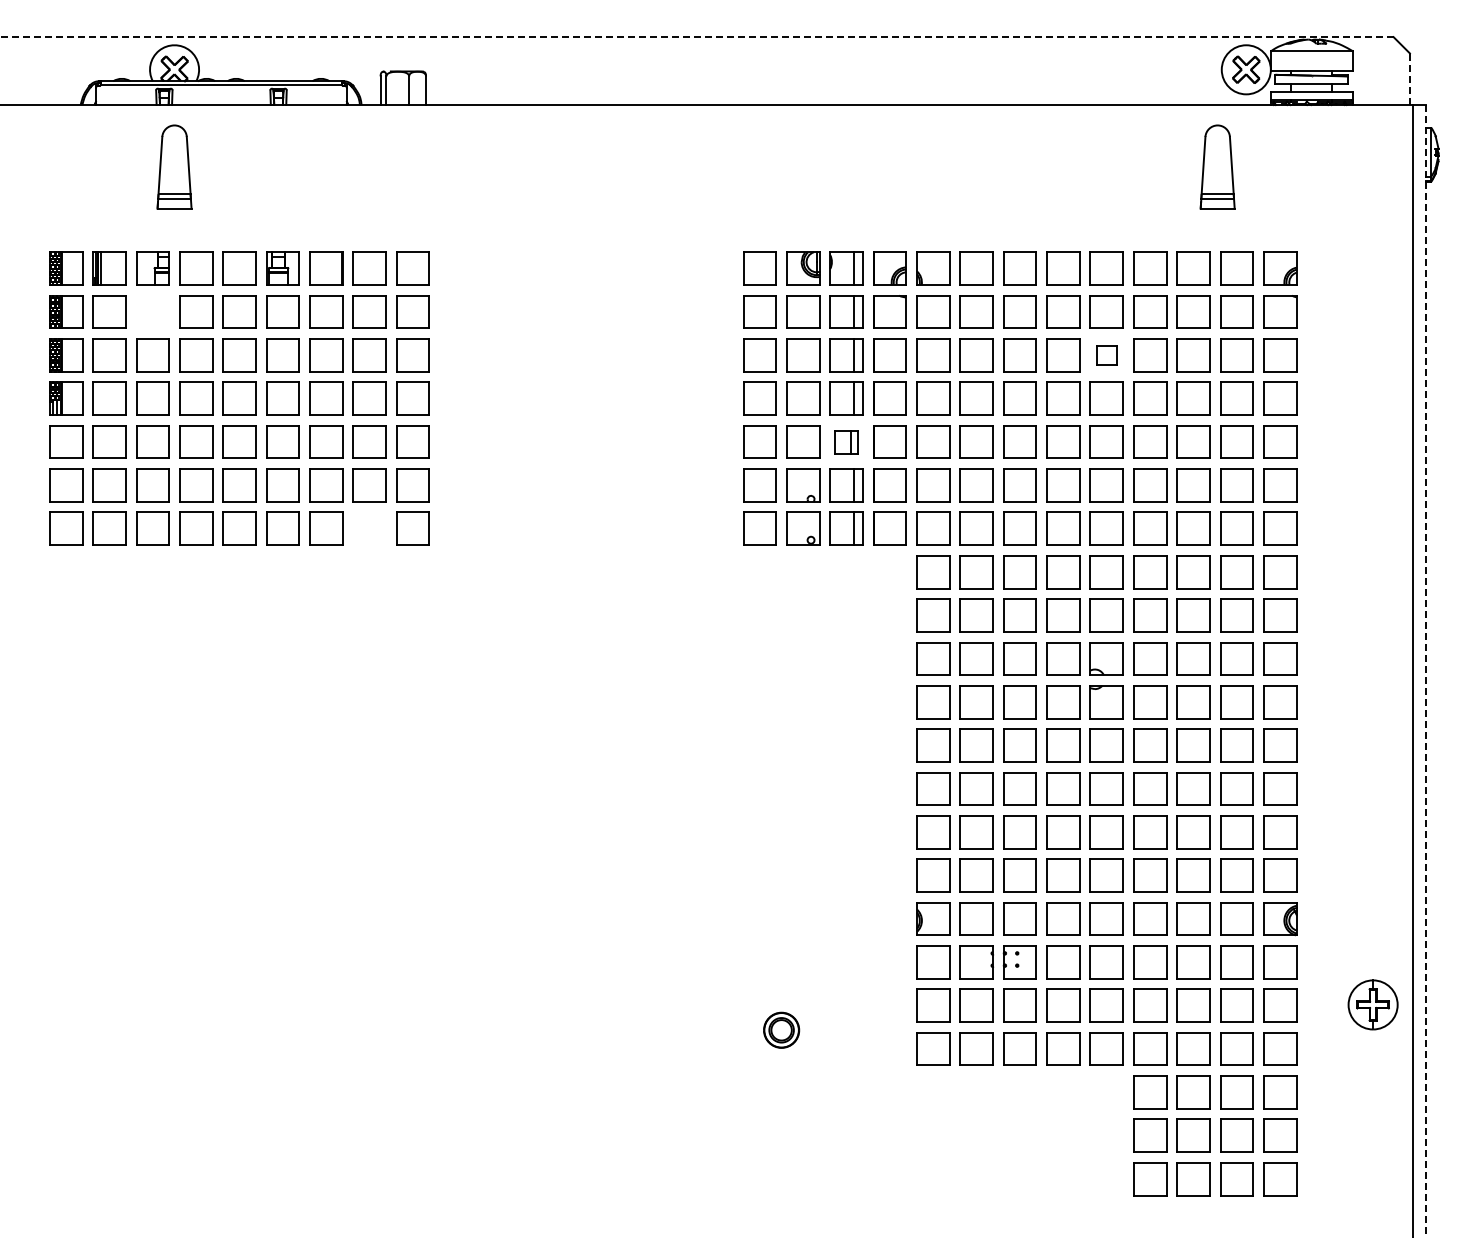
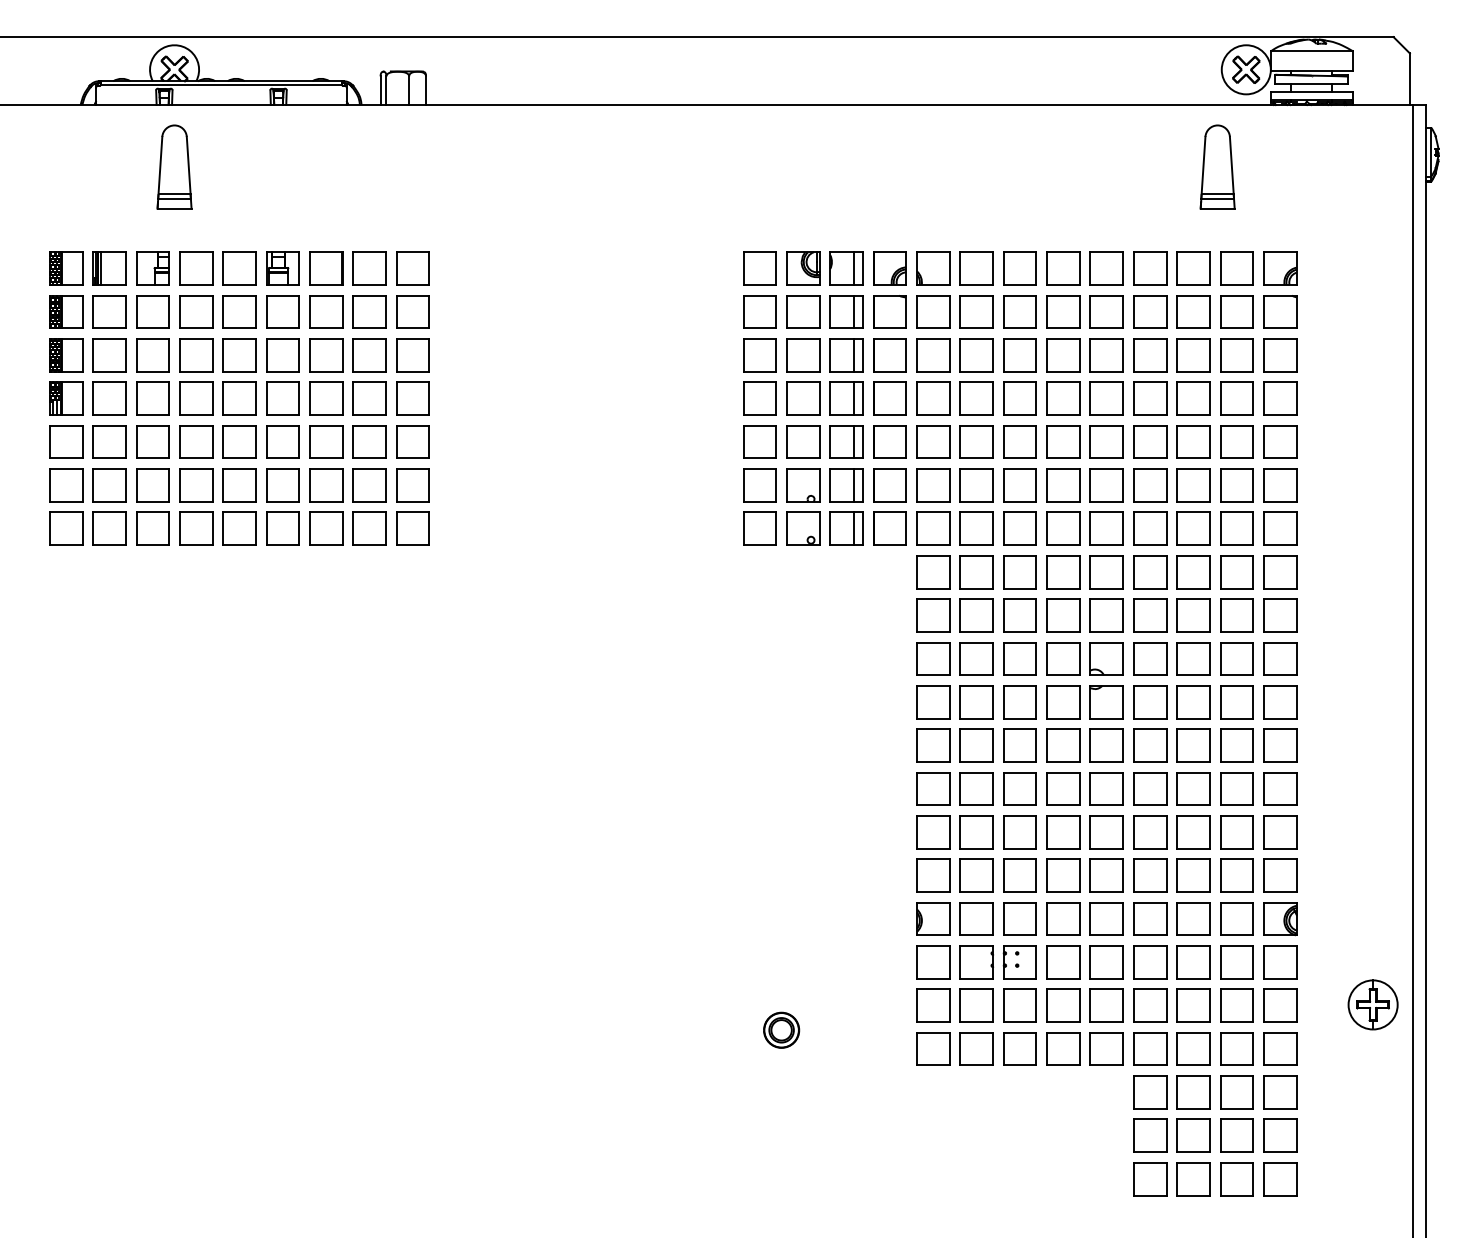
line: dashed -> solid (696, 37)
line: dashed -> solid (1409, 79)
part: none -> present (152, 311)
part size: 22x21 px -> 35x35 px (1106, 355)
part size: 25x25 px -> 35x34 px (846, 441)
part: none -> present (369, 528)
line: dashed -> solid (1426, 671)
